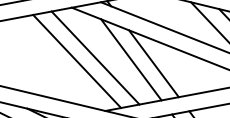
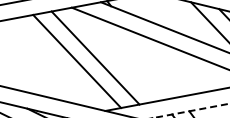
line: present -> none (131, 59)
line: present -> none (153, 63)
line: solid -> dashed (191, 110)
